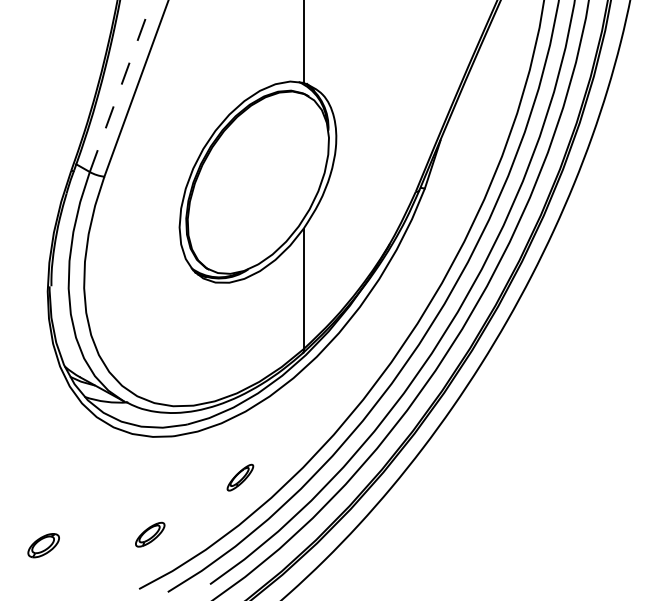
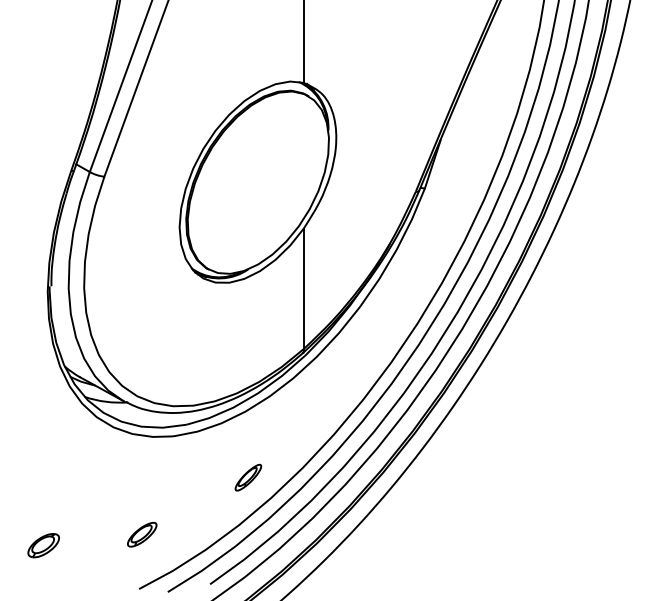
line: dashed -> solid (121, 85)
part position: (240, 477) -> (248, 477) (248, 477)
part position: (150, 534) -> (142, 534) (142, 534)
